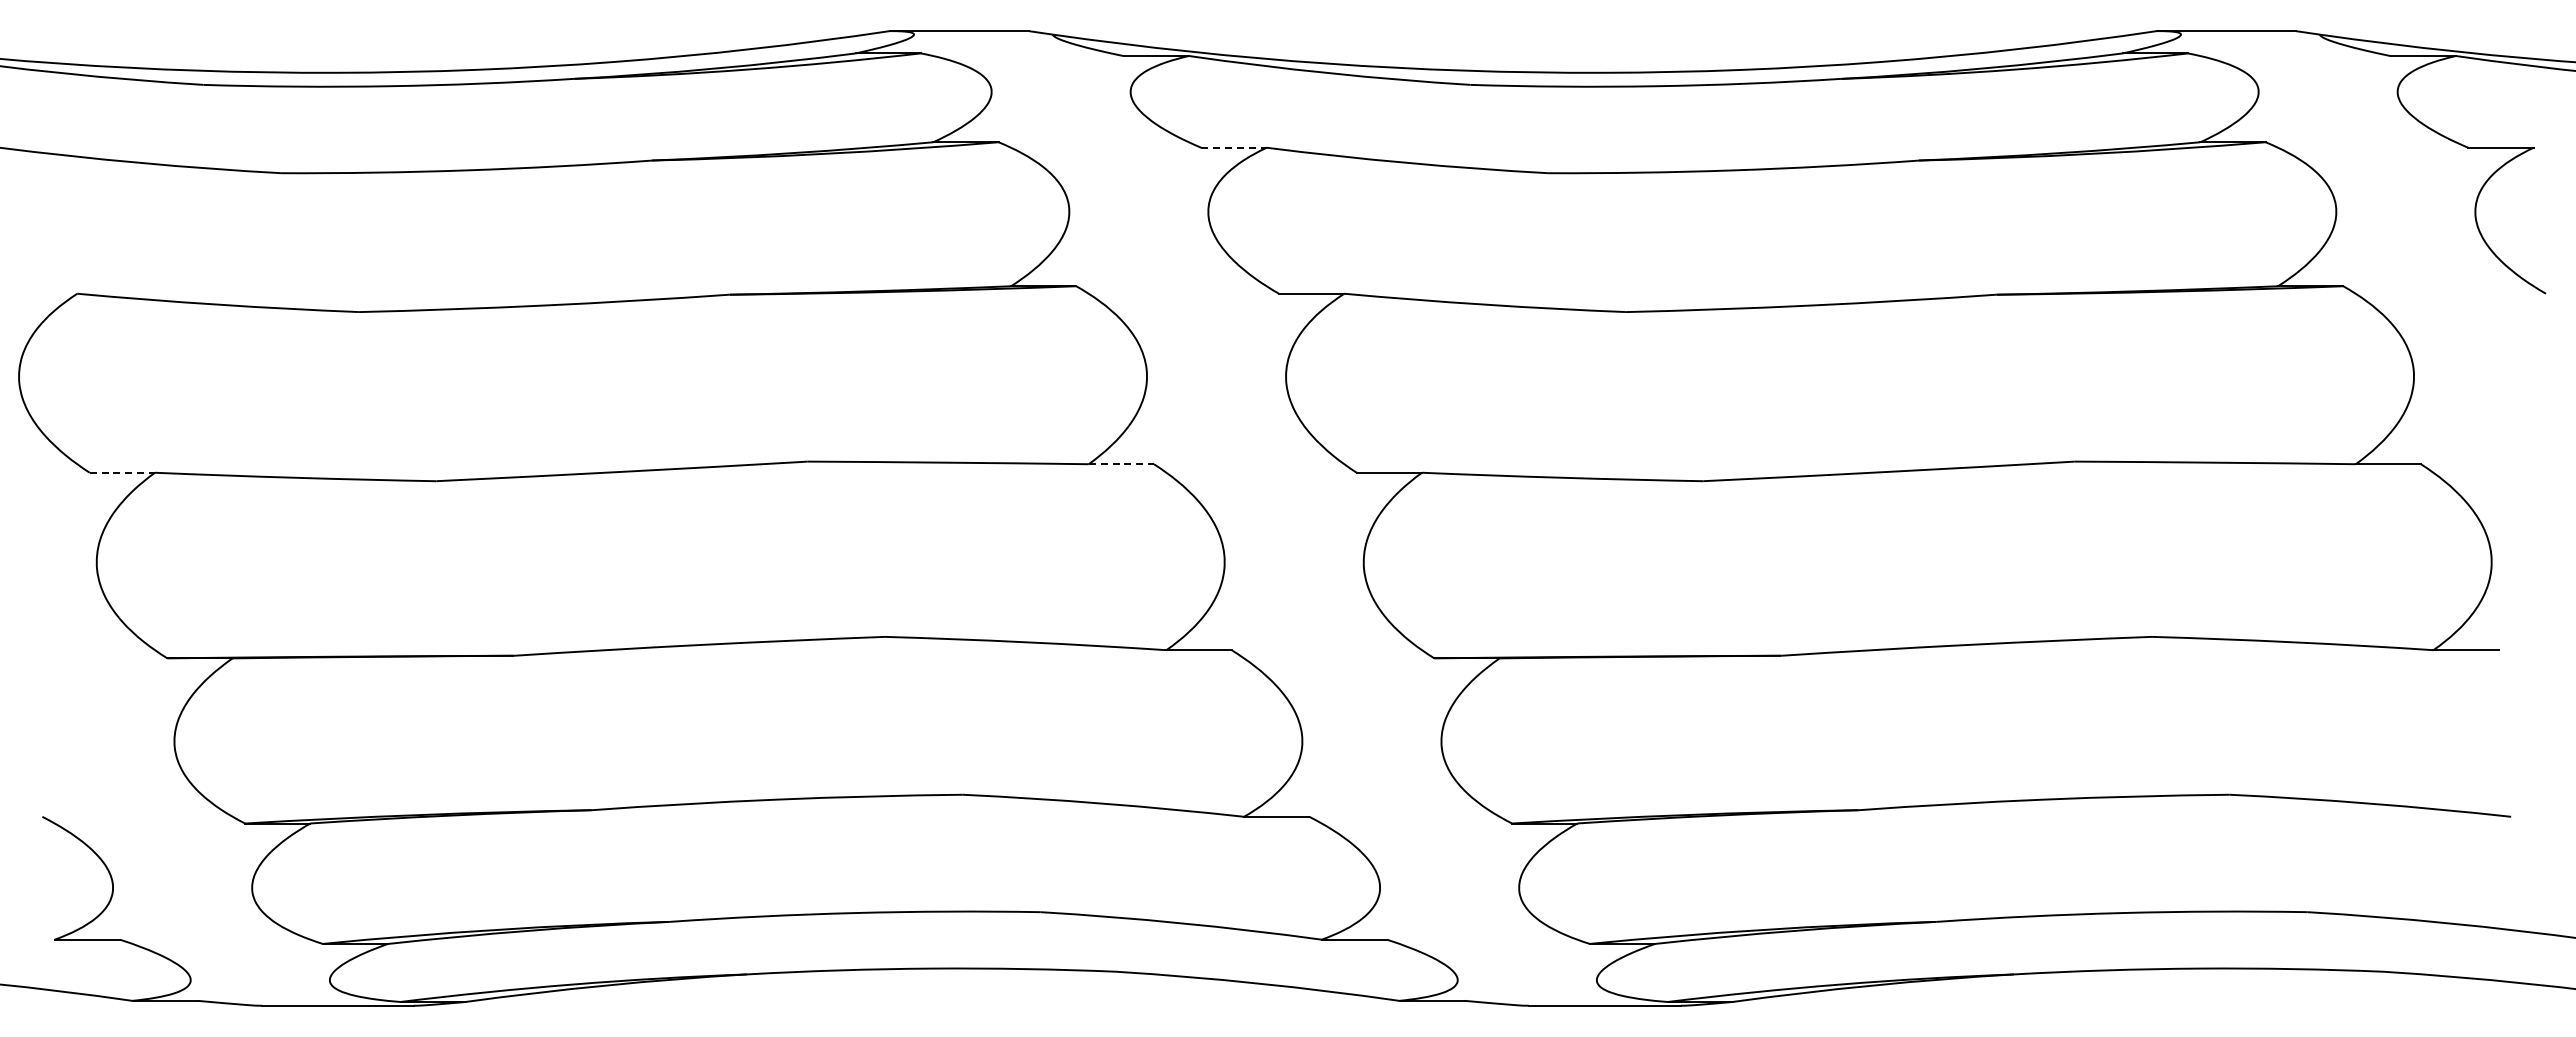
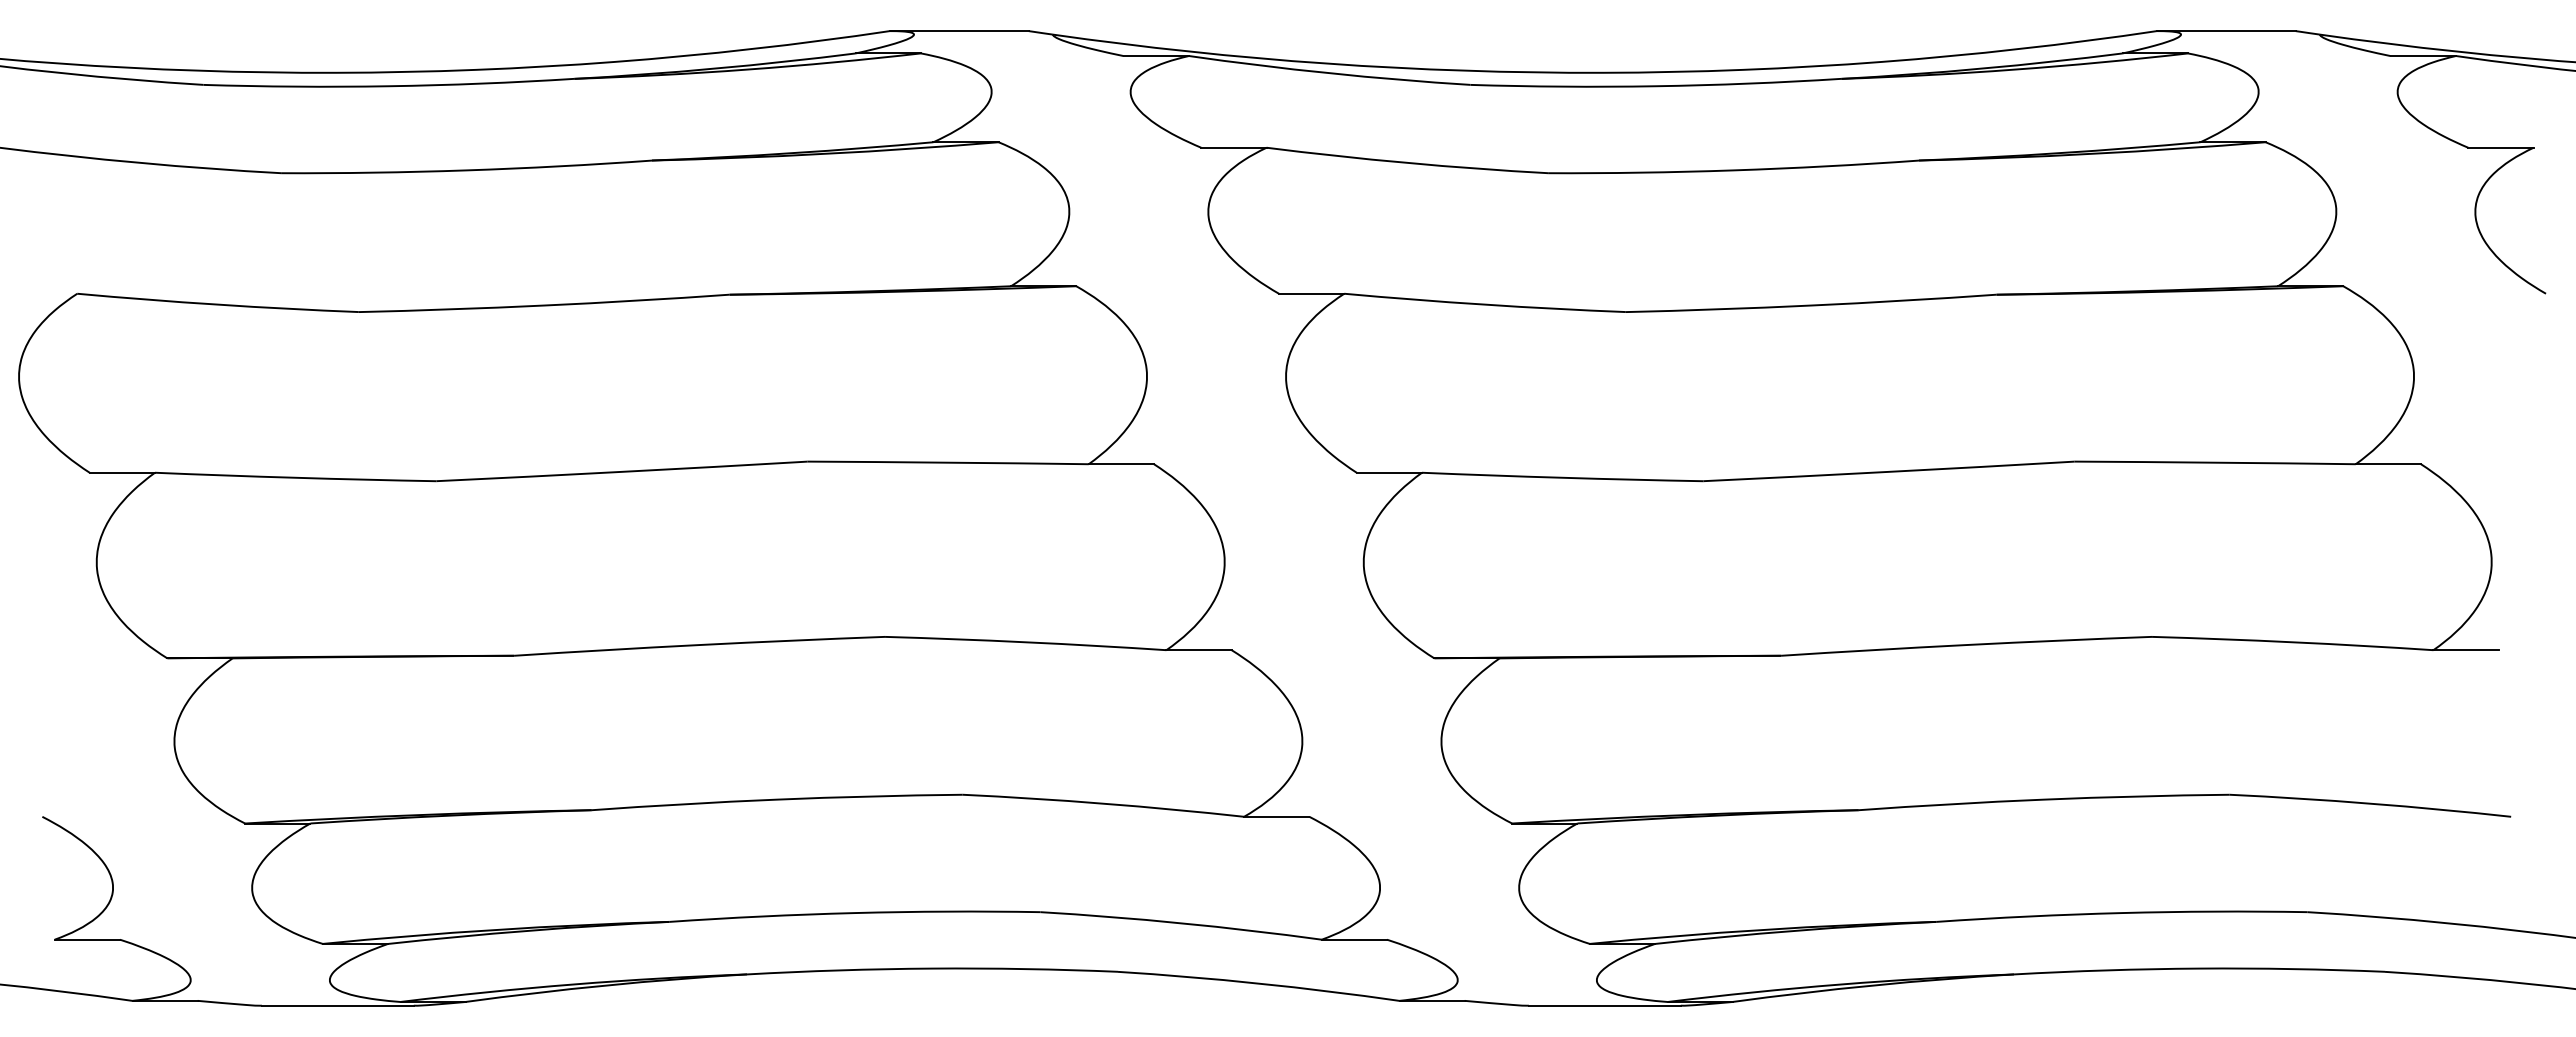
line: dashed -> solid (1233, 147)
line: dashed -> solid (1121, 464)
line: dashed -> solid (122, 472)
